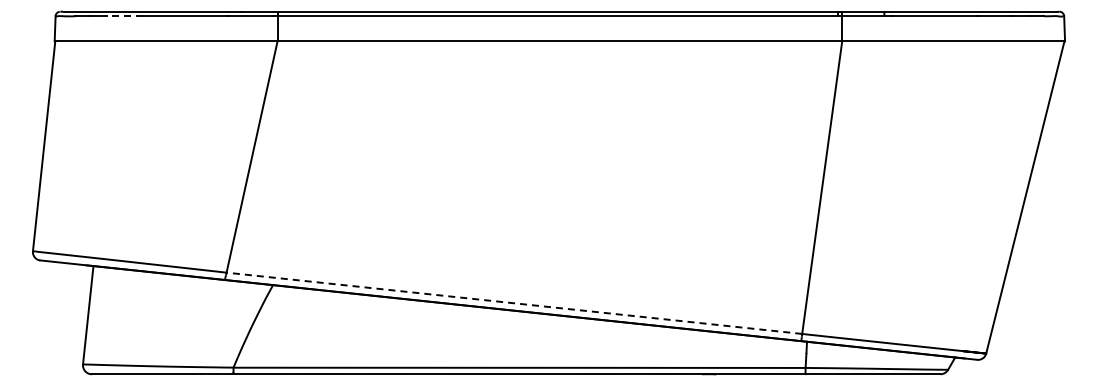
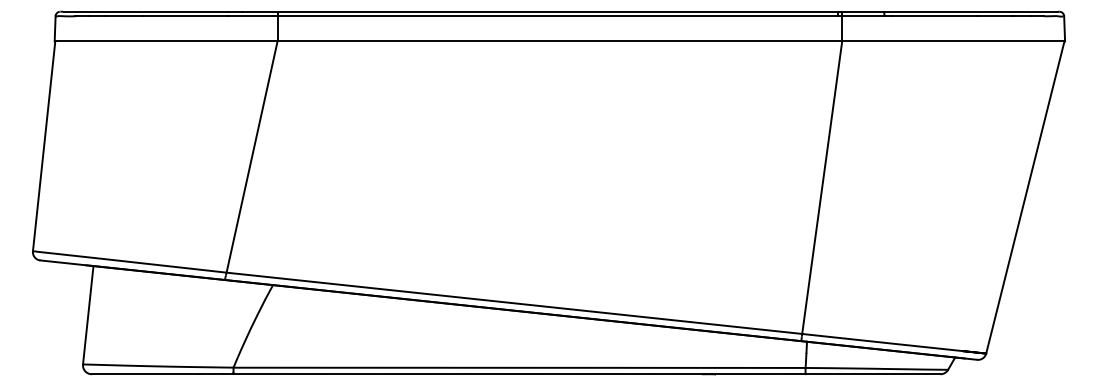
line: dashed -> solid (124, 16)
line: dashed -> solid (513, 303)
